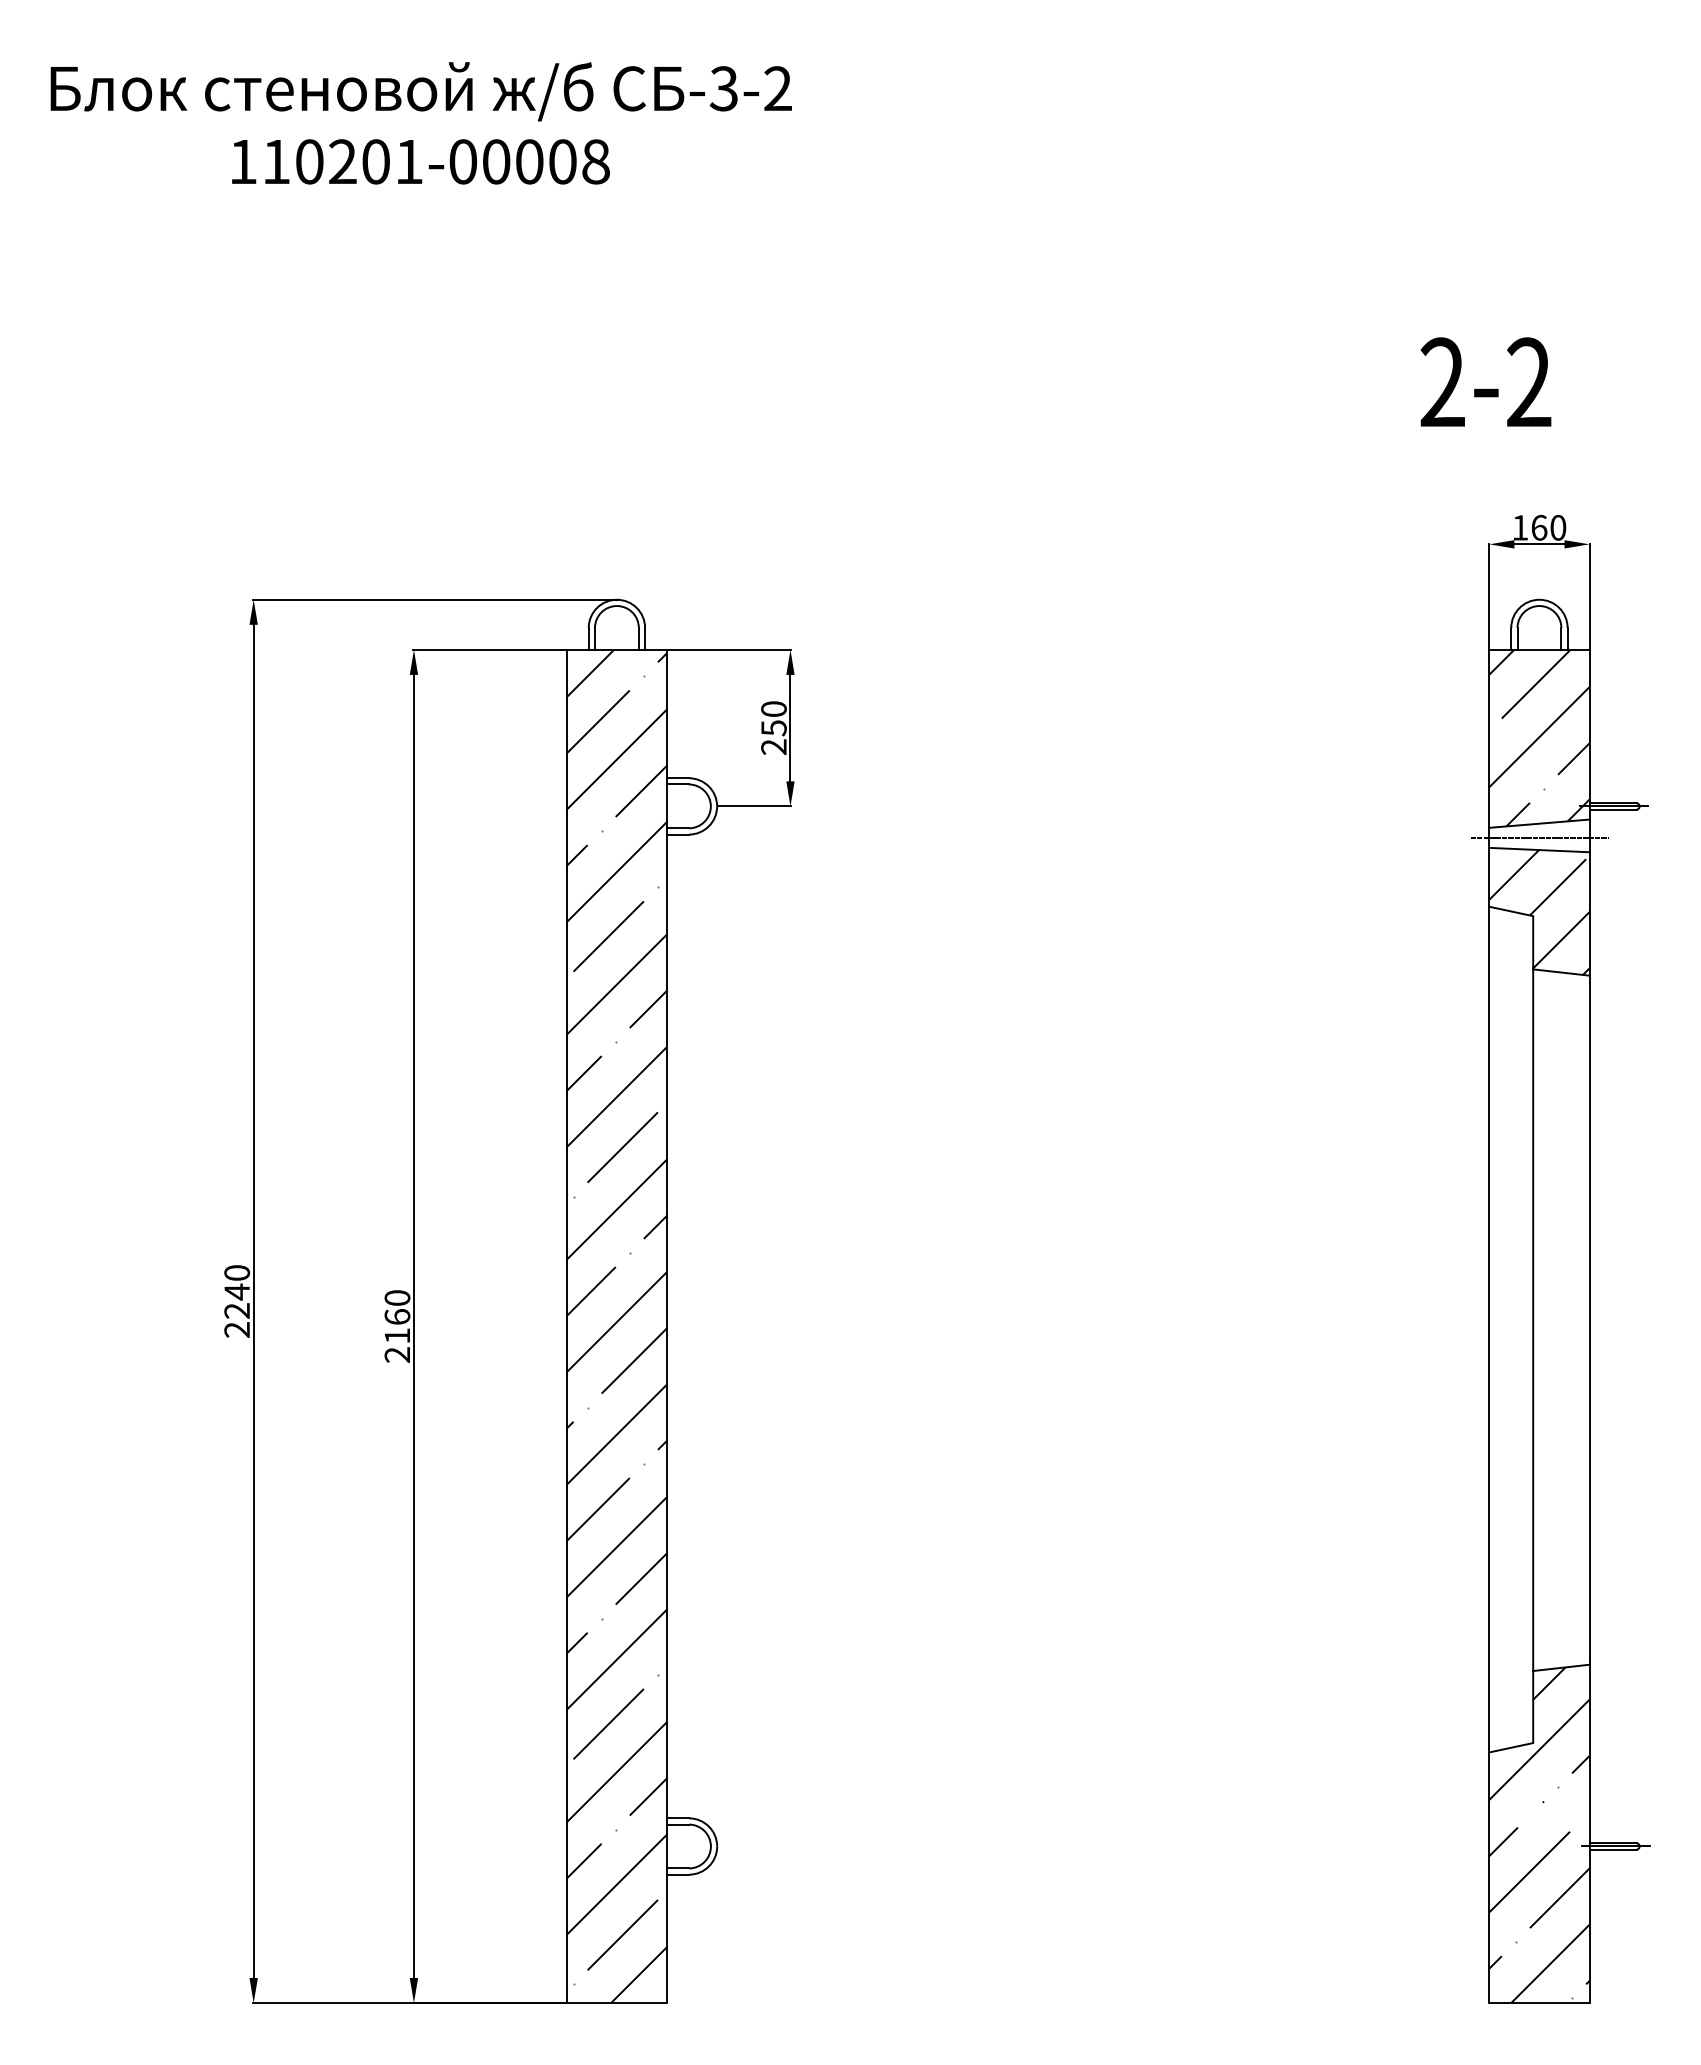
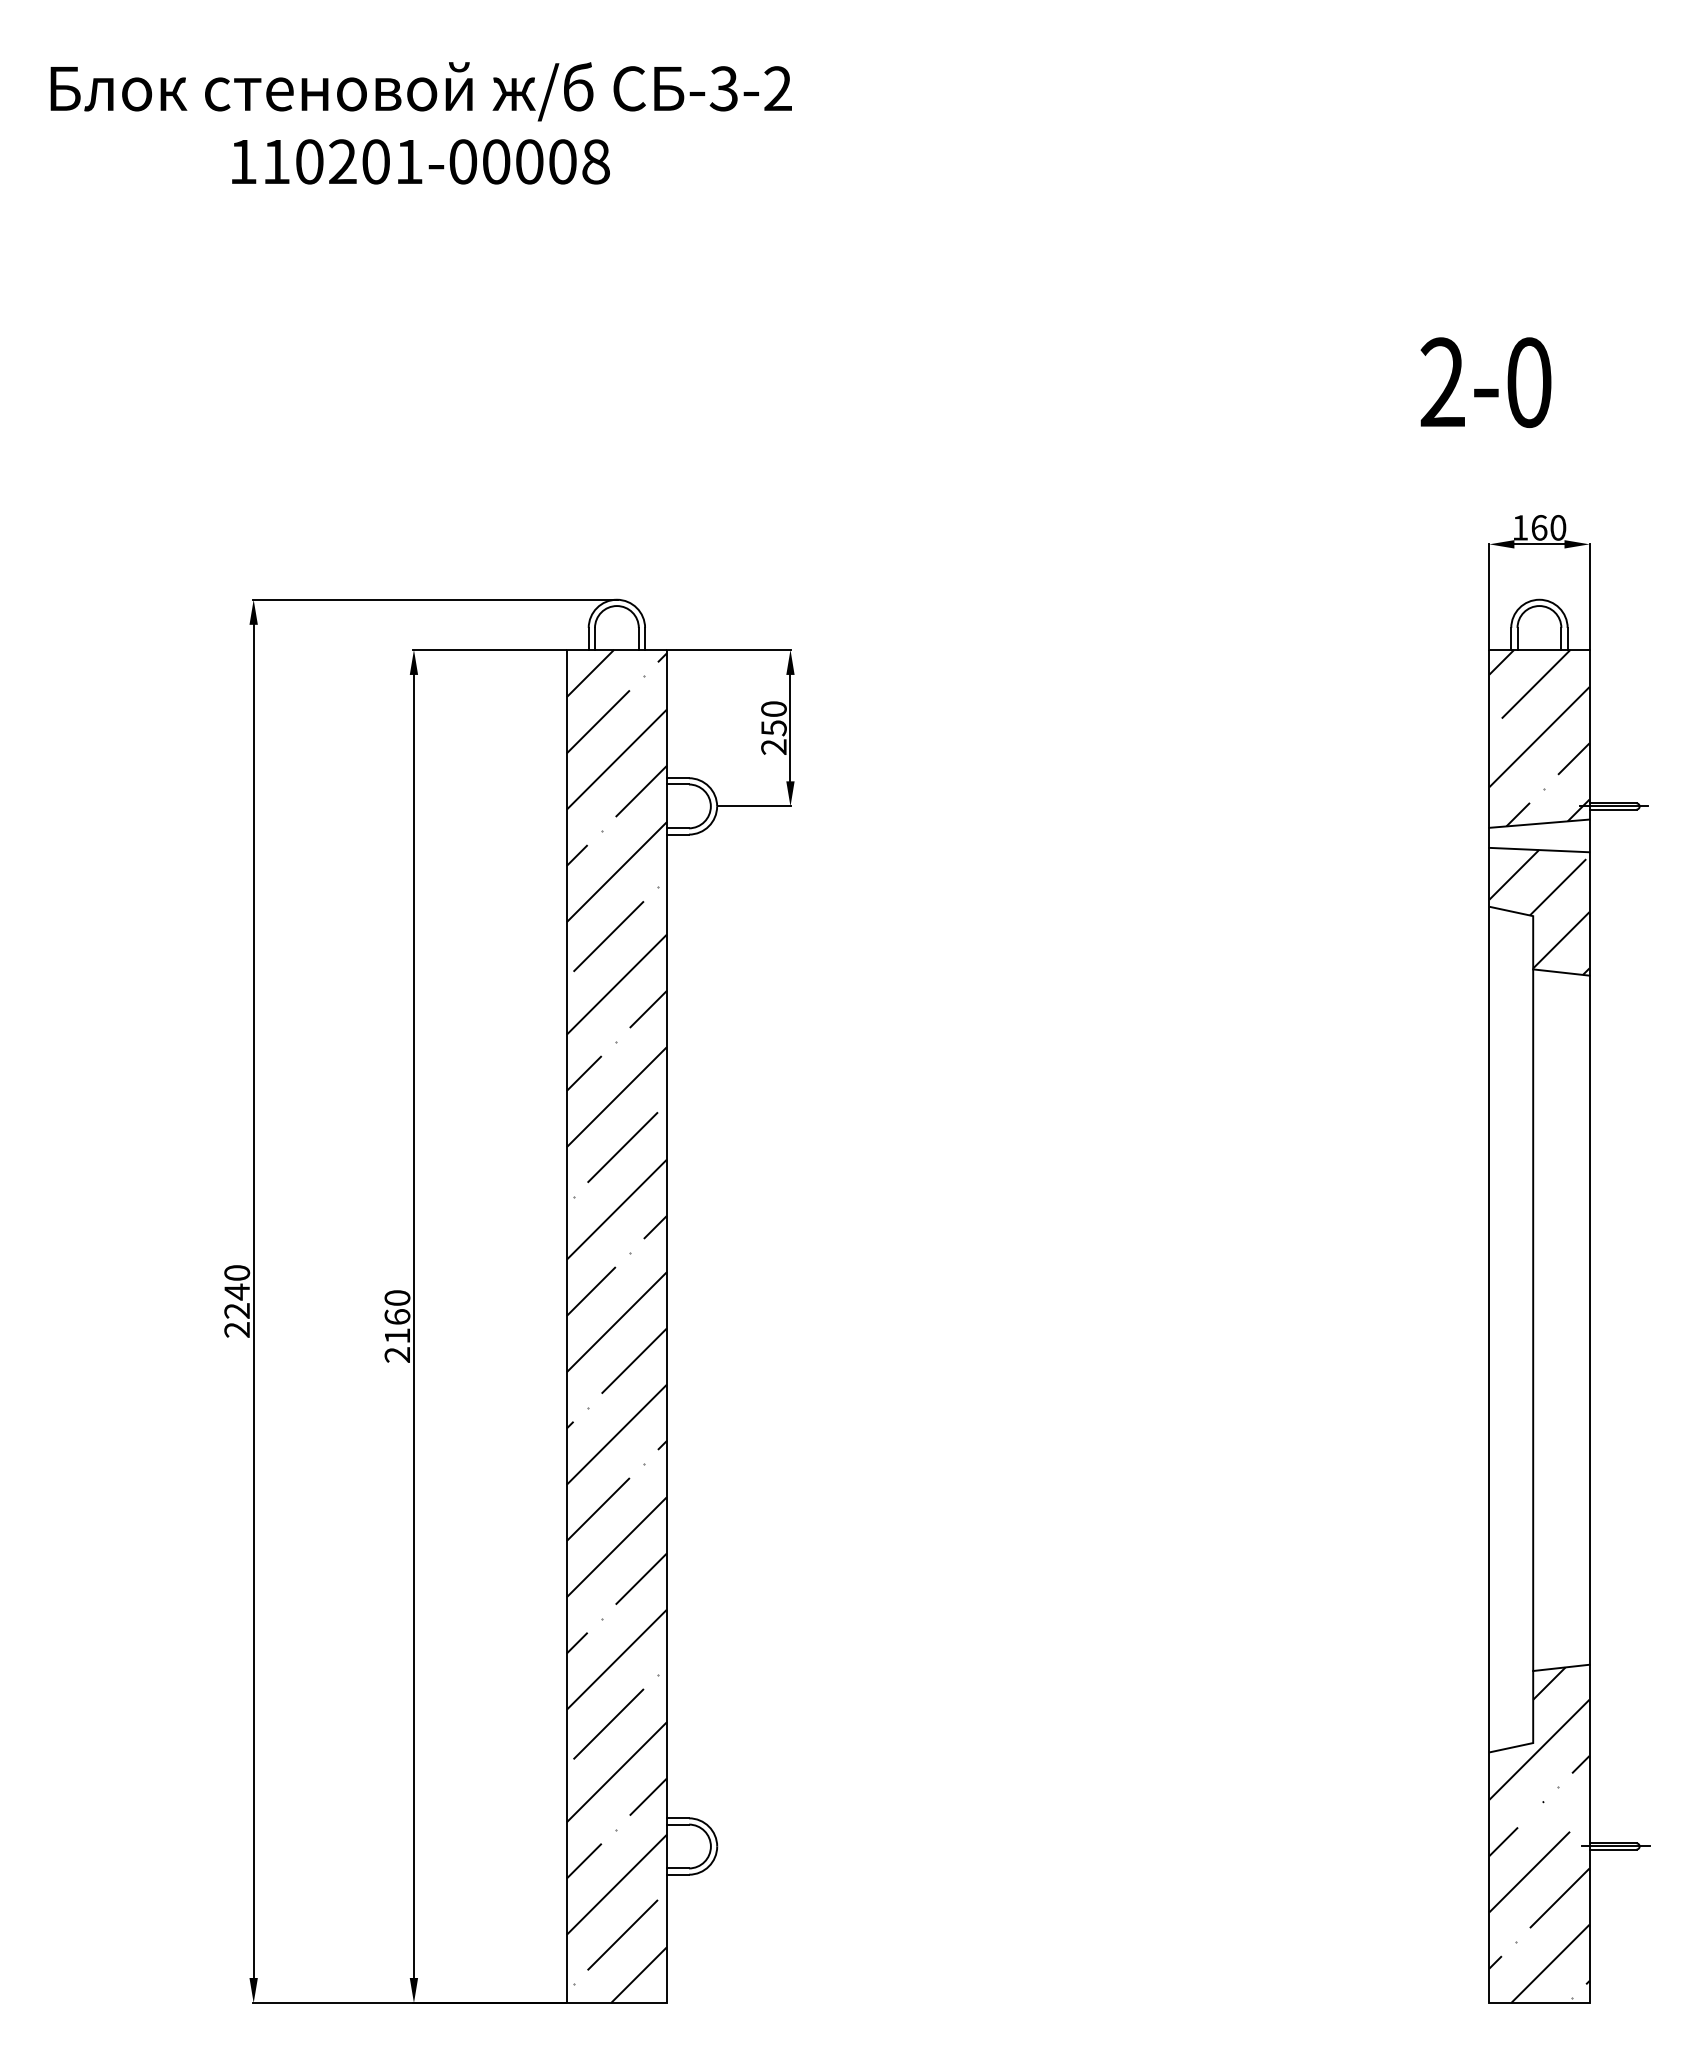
text: 2-2 -> 2-0 (1529, 382)
line: present -> none (1539, 837)
